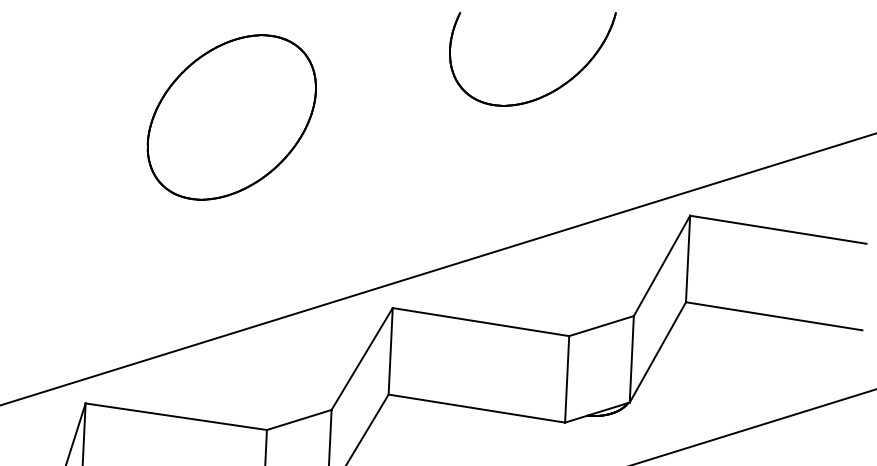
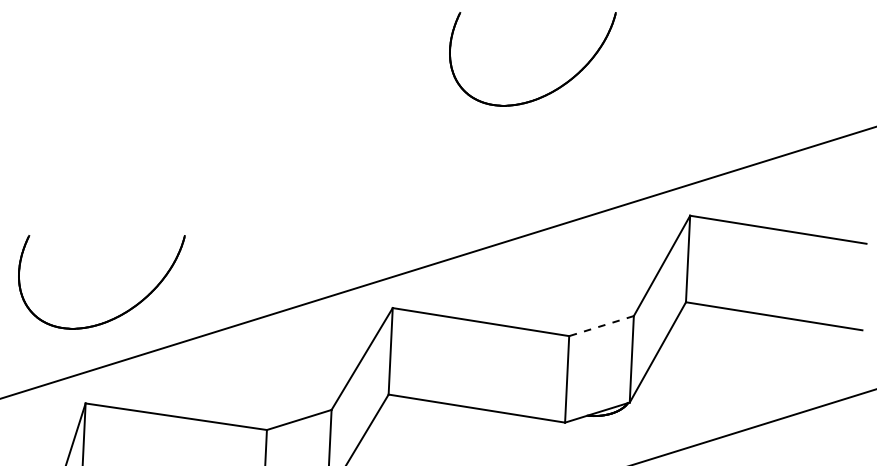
part: present -> none (231, 117)
line position: (437, 269) -> (437, 262) (437, 262)
part: none -> present (119, 314)
line: solid -> dashed (601, 326)
